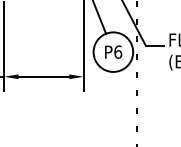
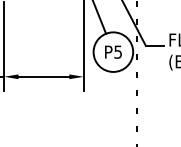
text: P6 -> P5 (118, 51)
